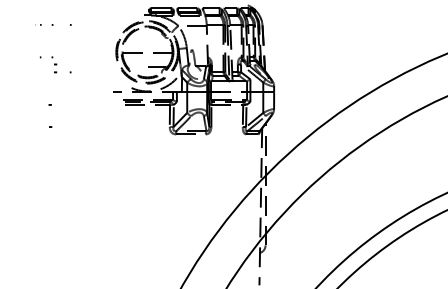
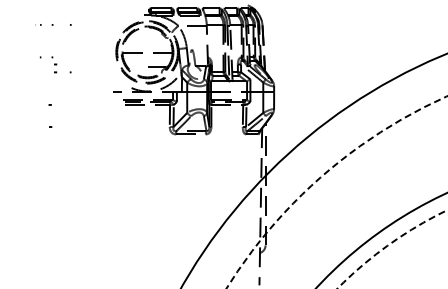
arc: solid -> dashed (322, 175)
arc: solid -> dashed (388, 245)
